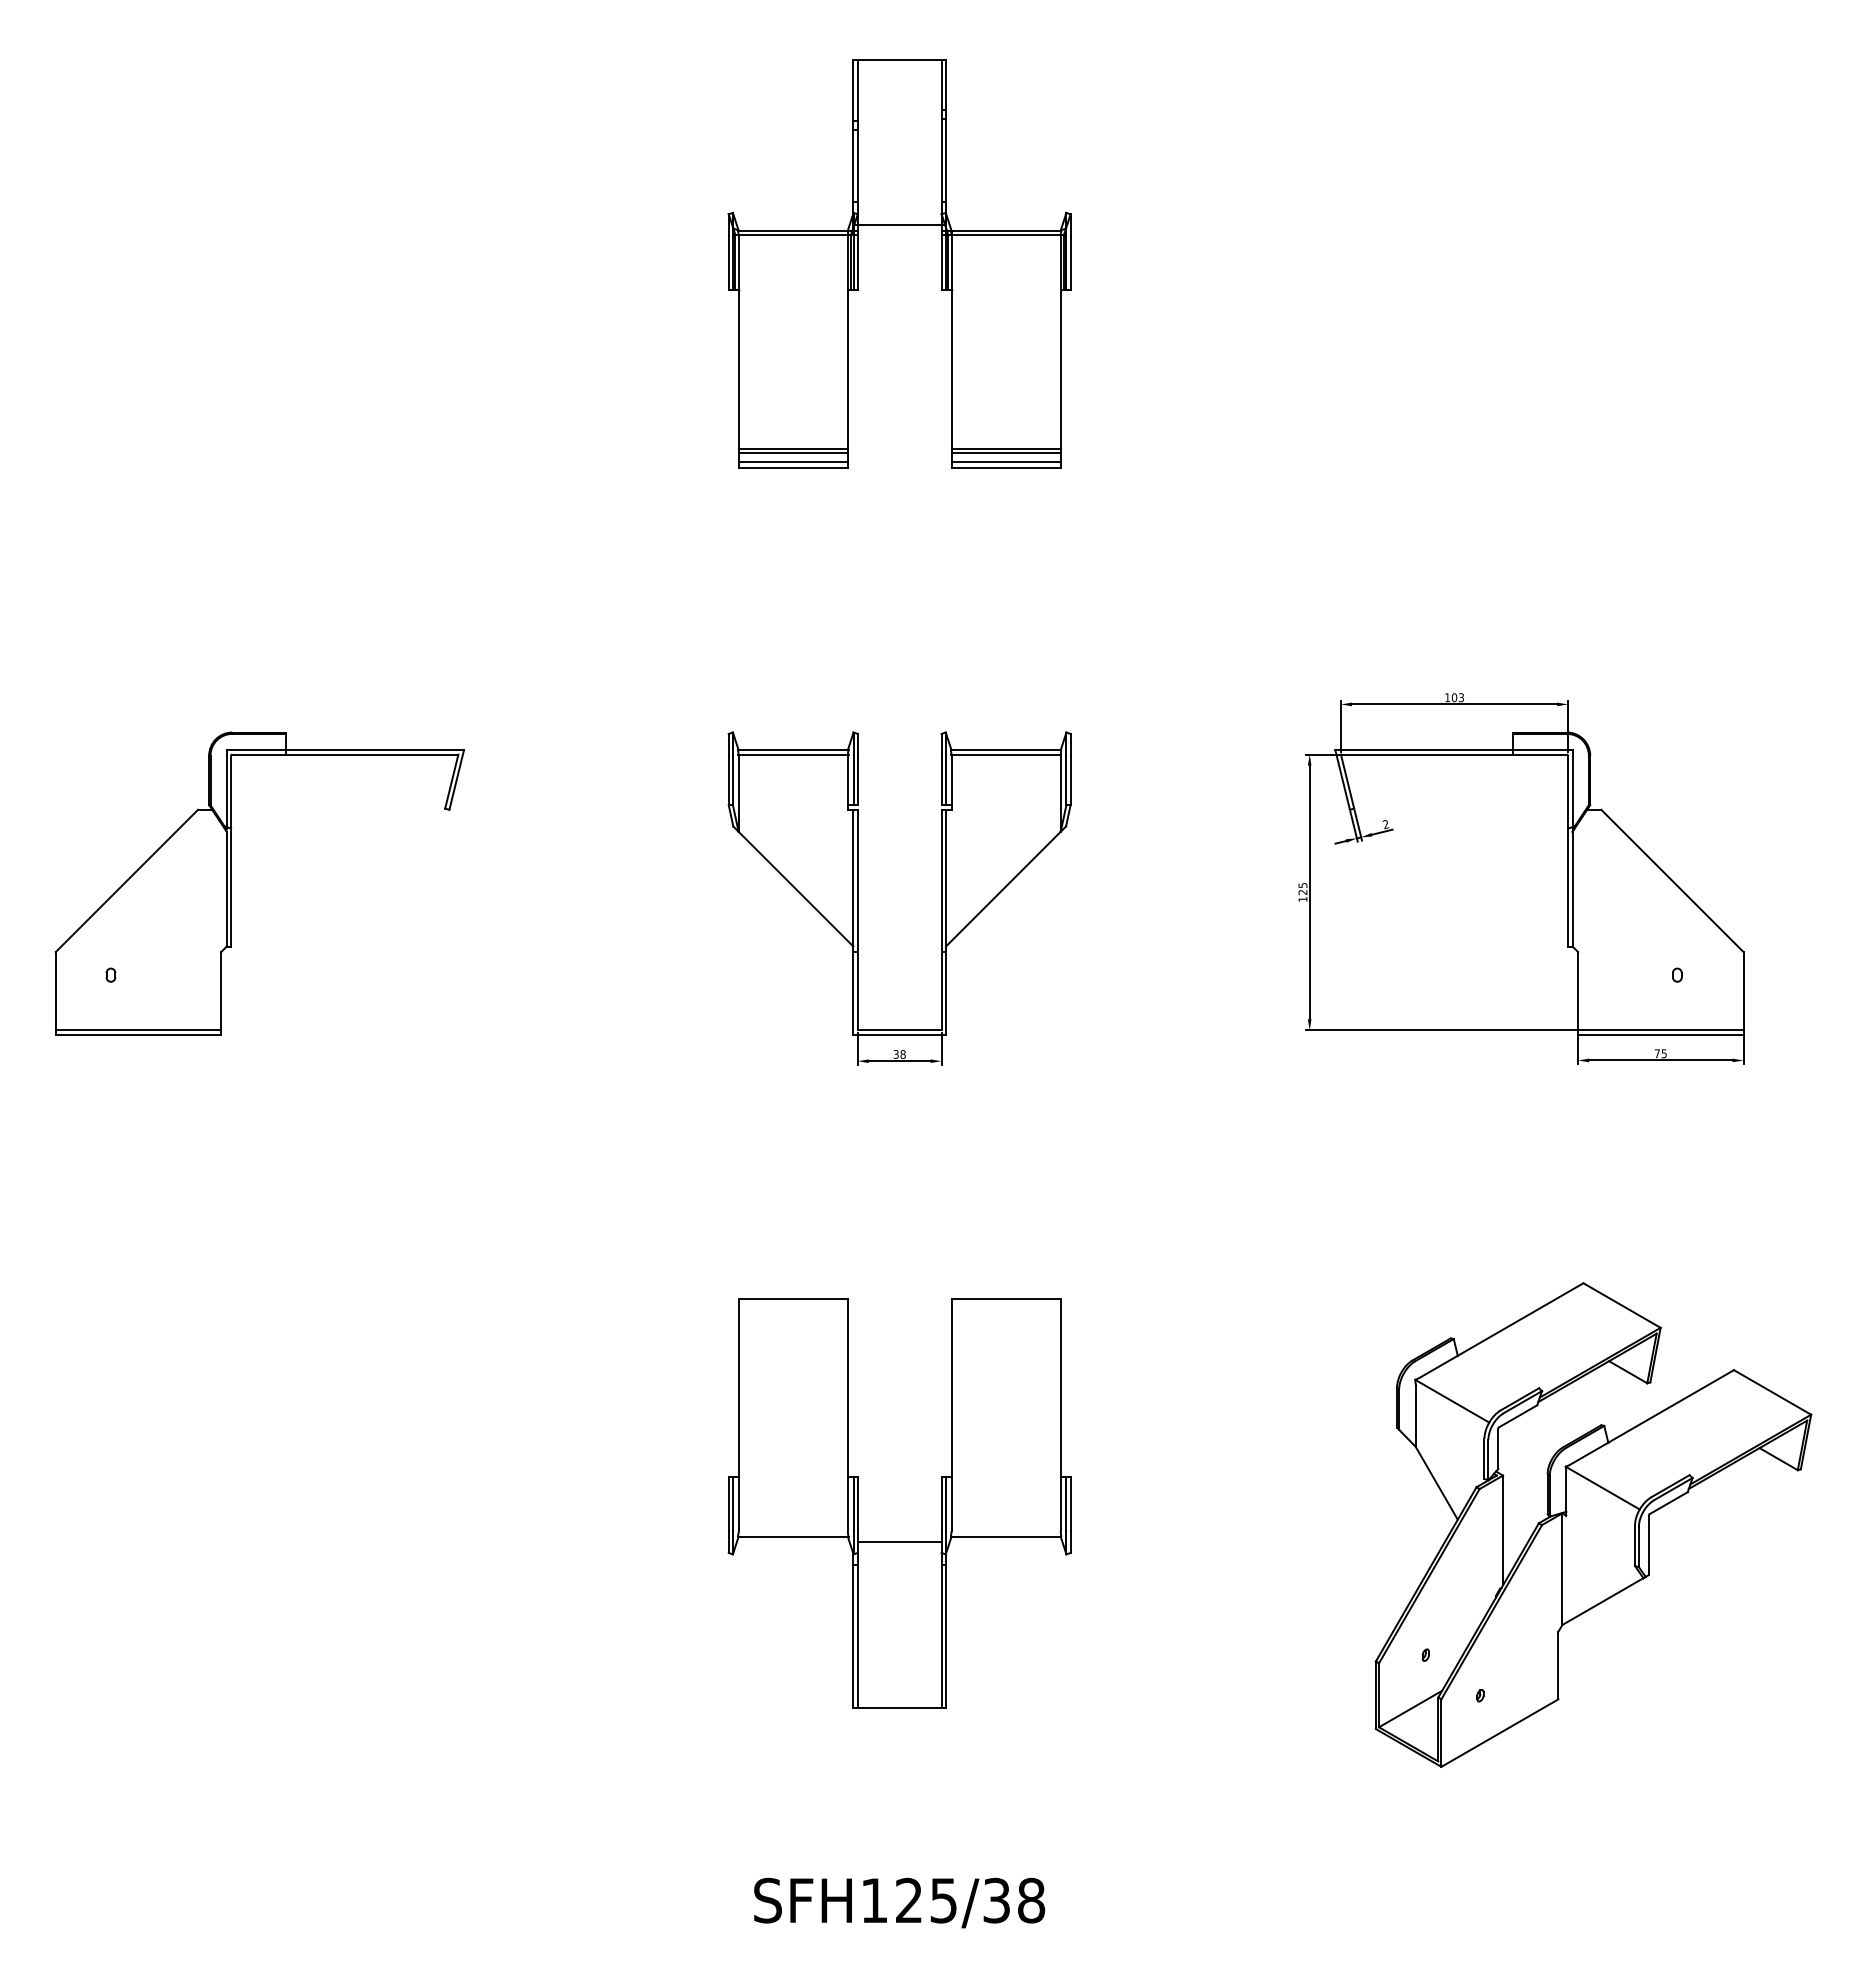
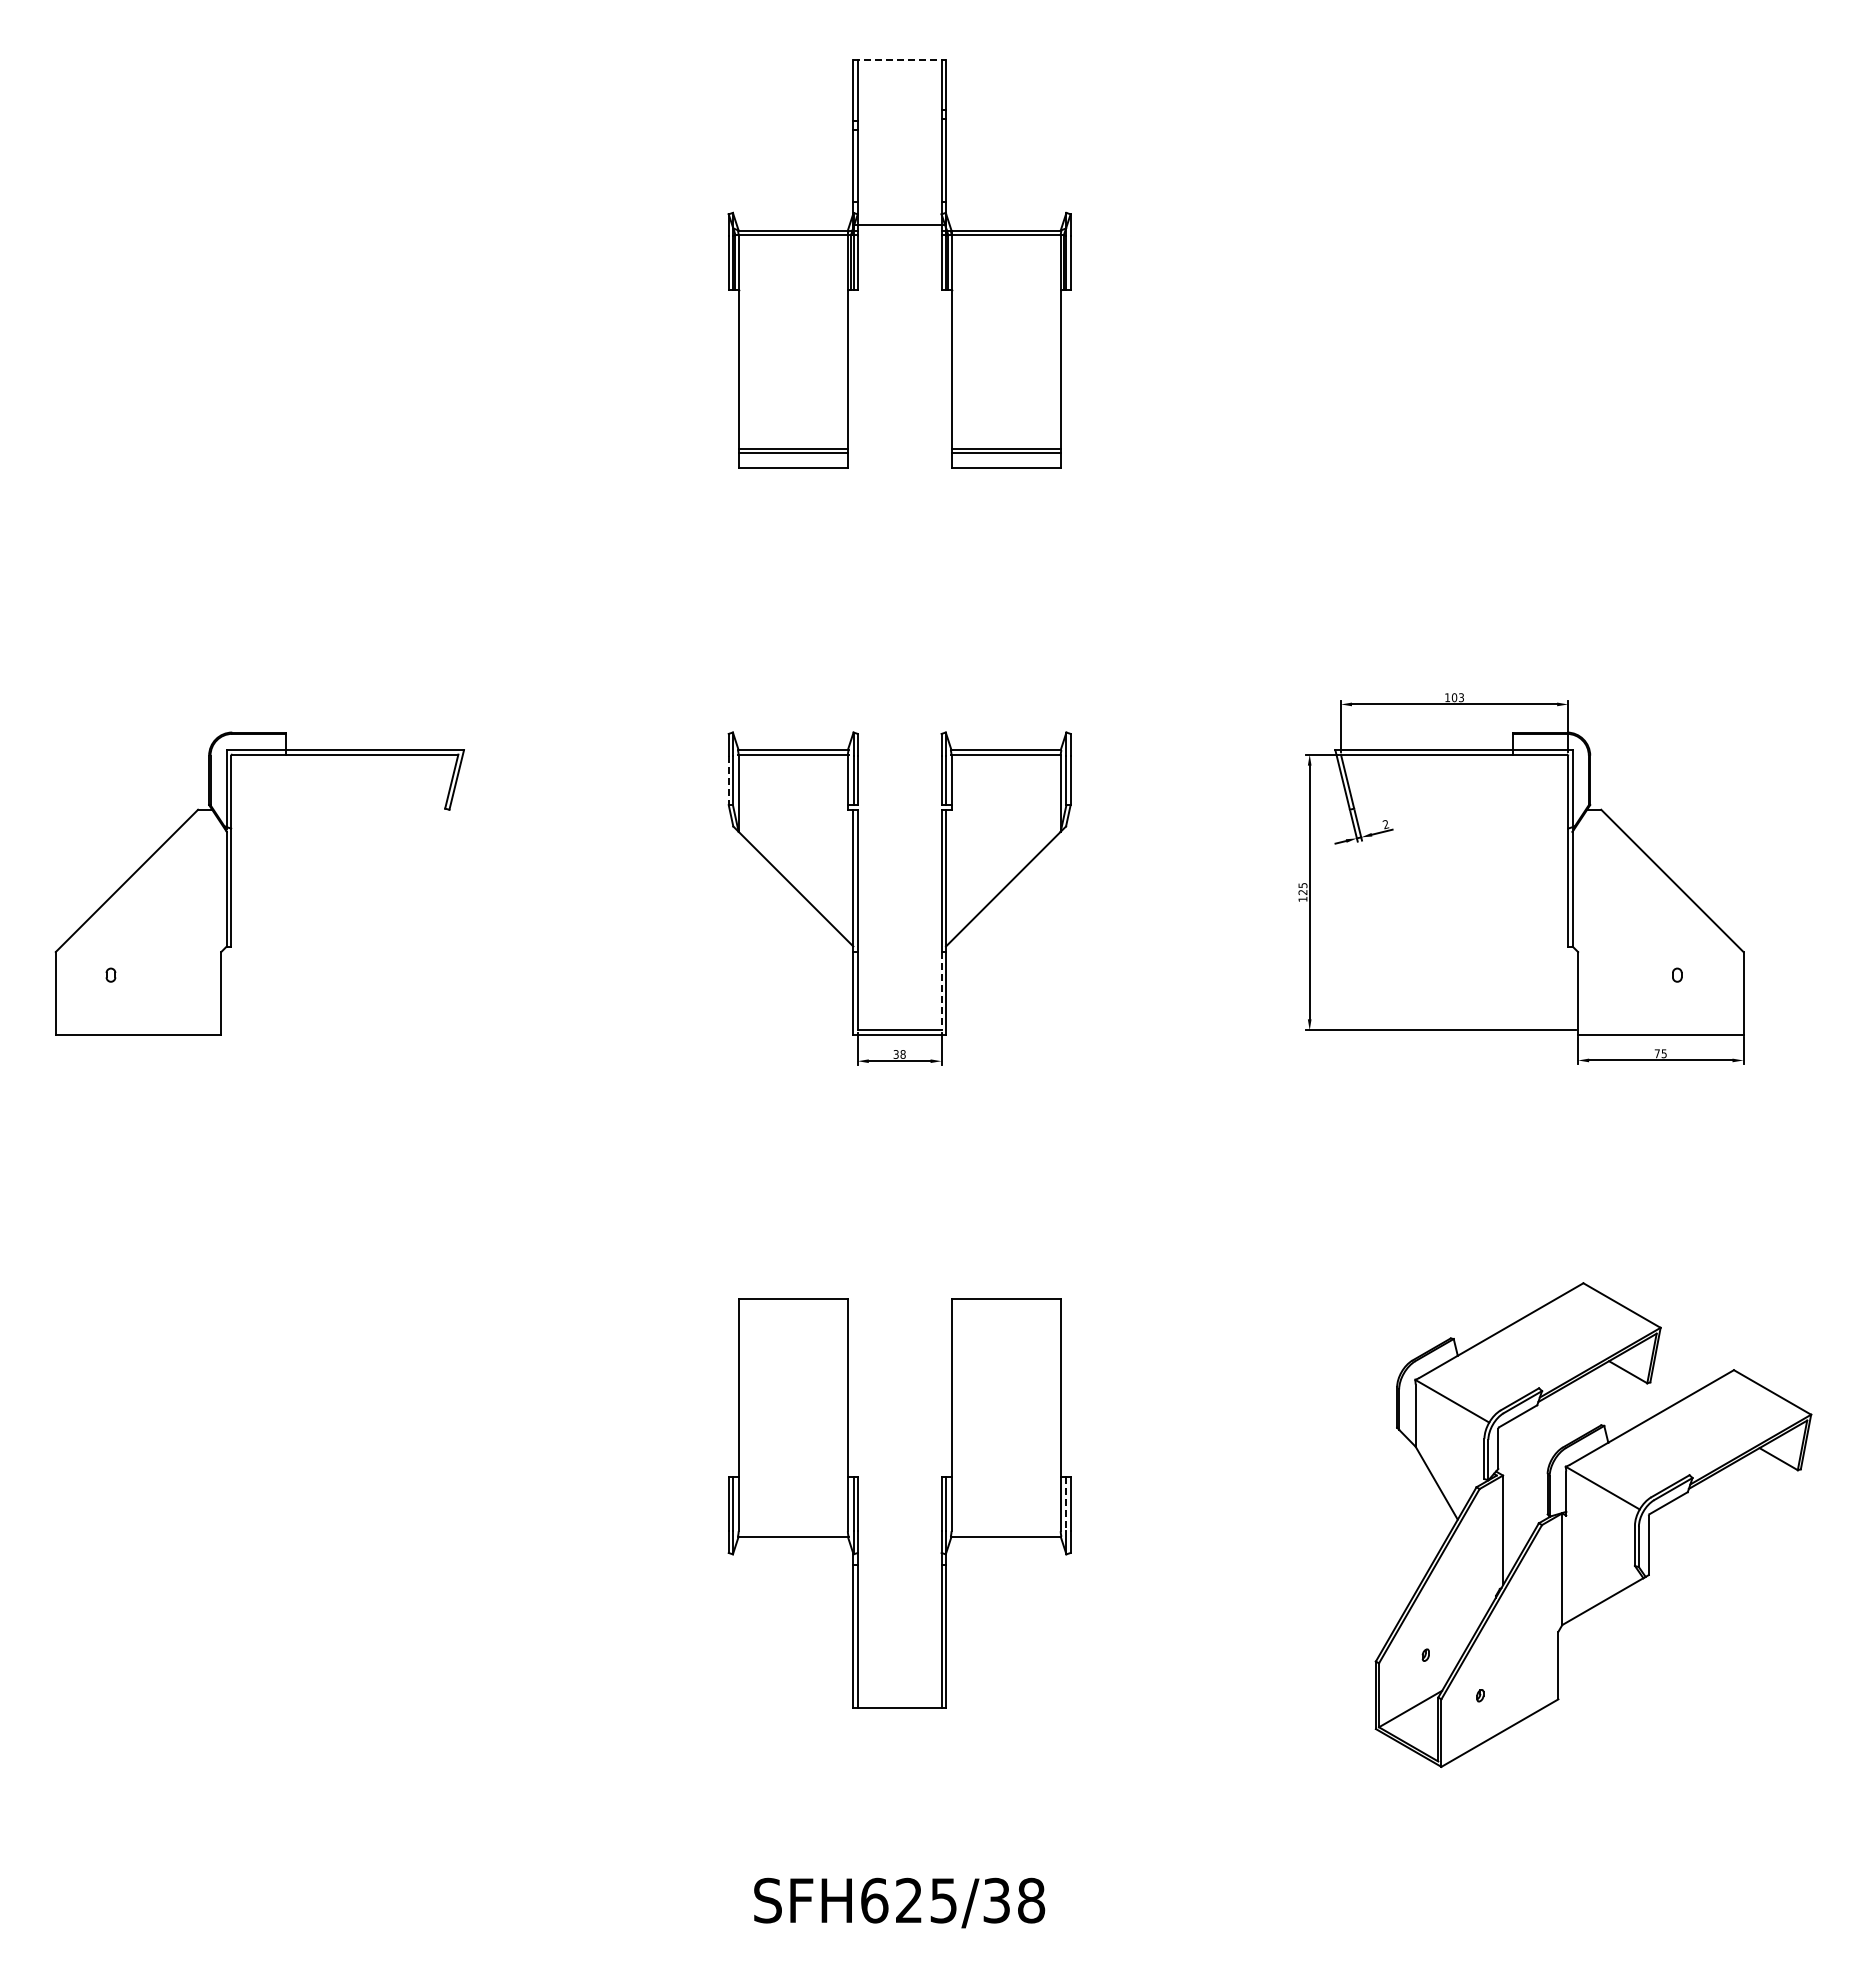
line: solid -> dashed (900, 59)
line: present -> none (792, 462)
line: present -> none (1005, 462)
line: solid -> dashed (728, 780)
line: solid -> dashed (941, 991)
line: present -> none (138, 1030)
line: present -> none (1660, 1030)
line: solid -> dashed (1066, 1504)
line: present -> none (899, 1542)
text: SFH125/38 -> SFH625/38 (874, 1900)
